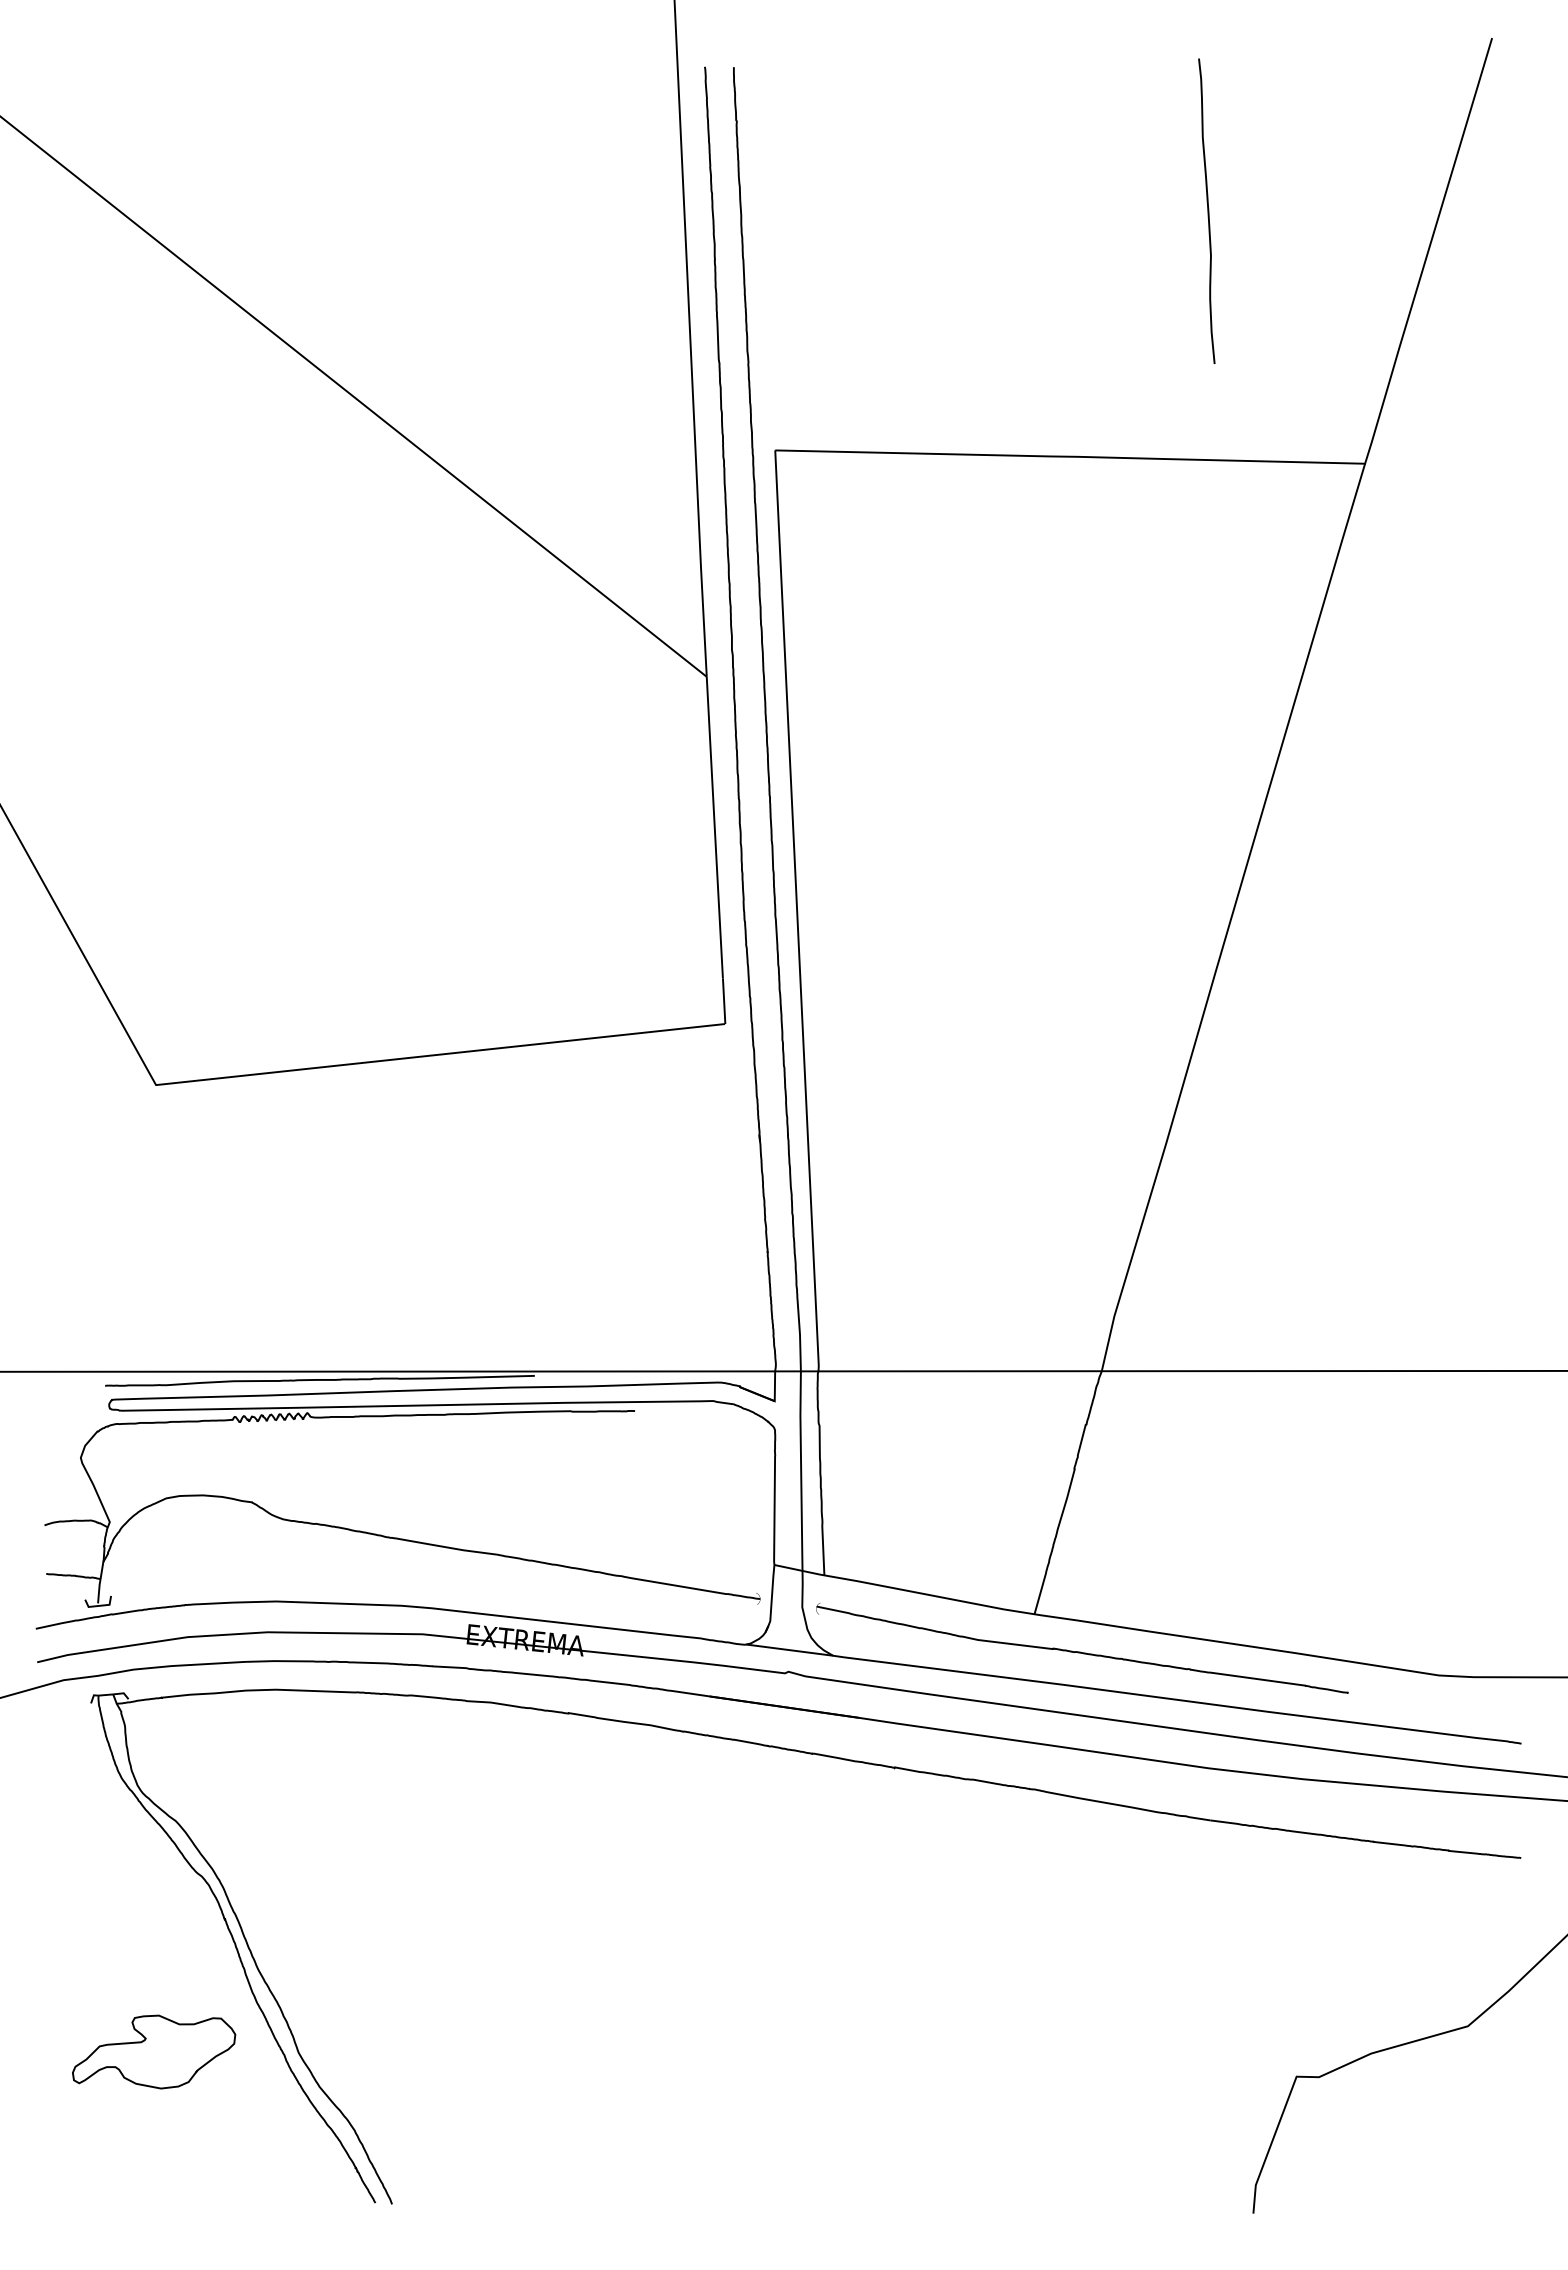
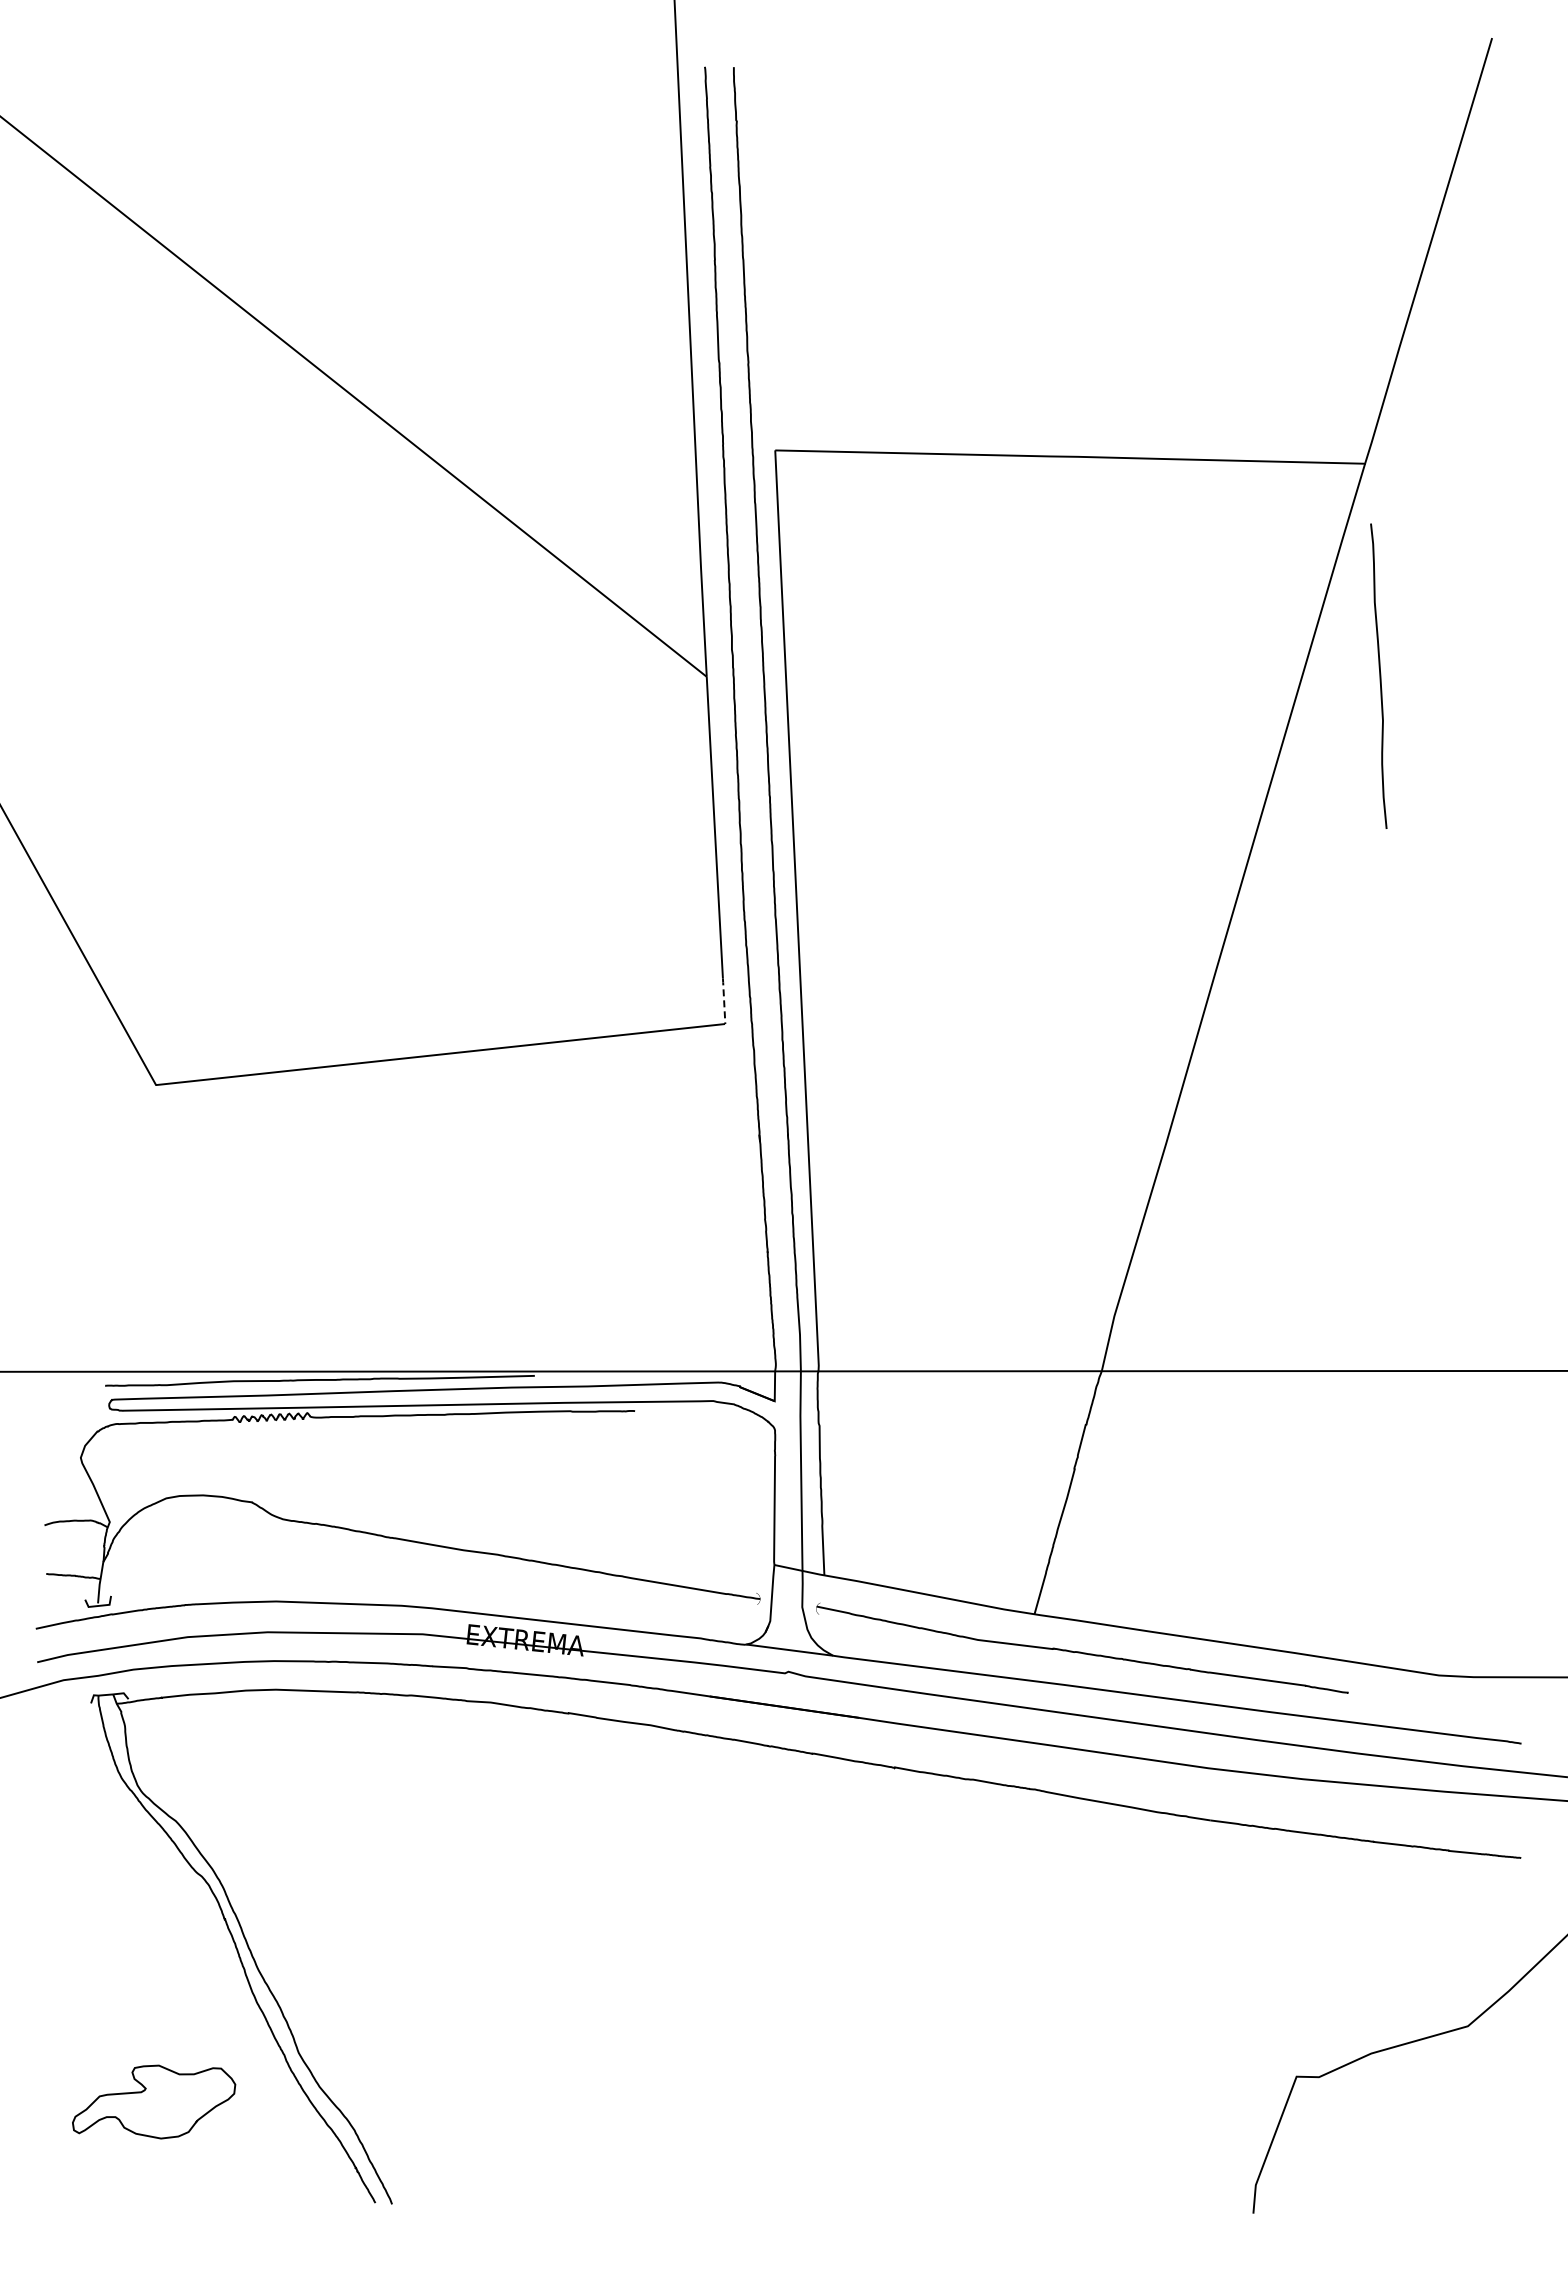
curve position: (1207, 210) -> (1379, 675) (1379, 675)
line: solid -> dashed (724, 1001)
part position: (154, 2051) -> (154, 2101) (154, 2101)
